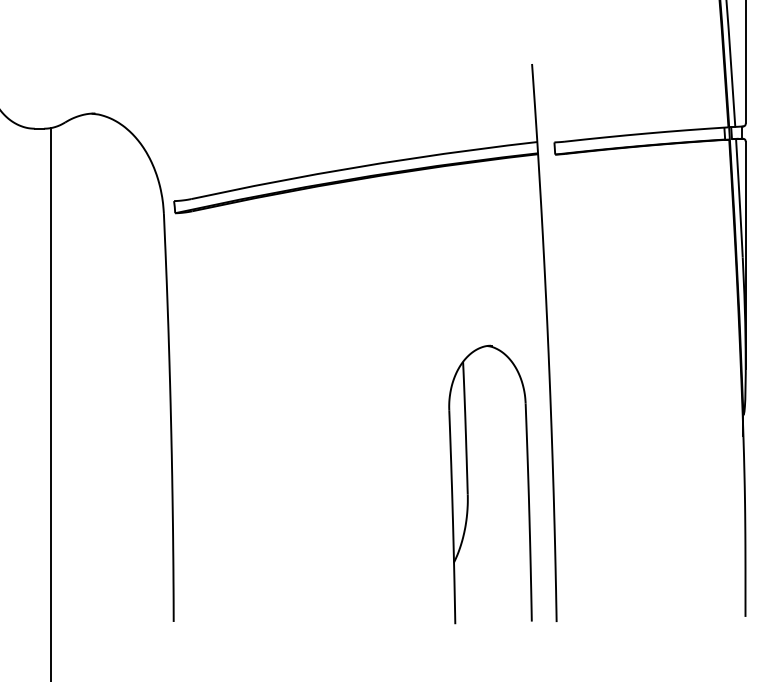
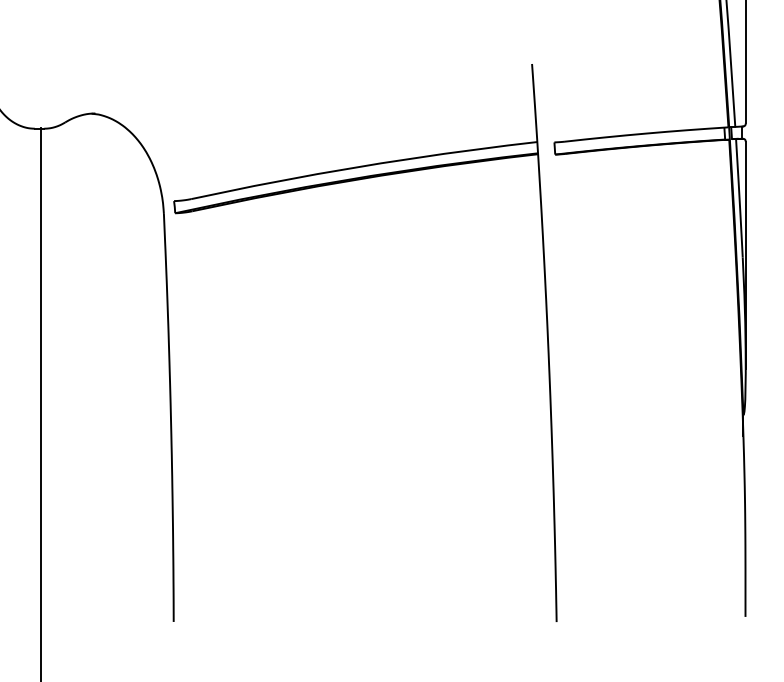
line position: (51, 402) -> (41, 402) (41, 402)
part: present -> none (468, 484)
